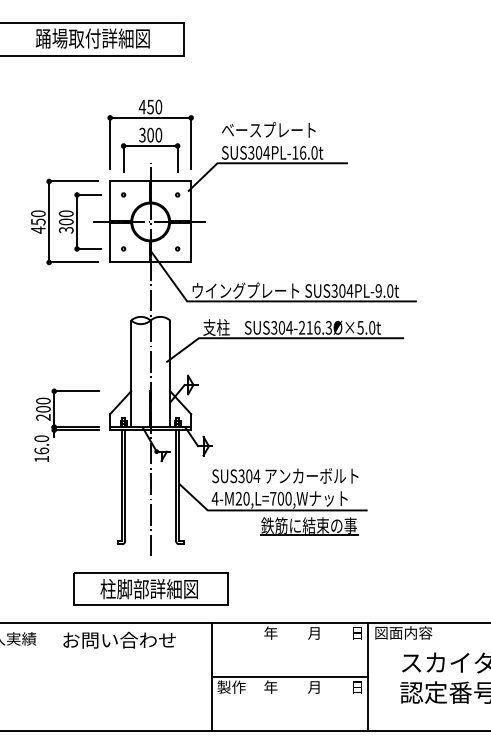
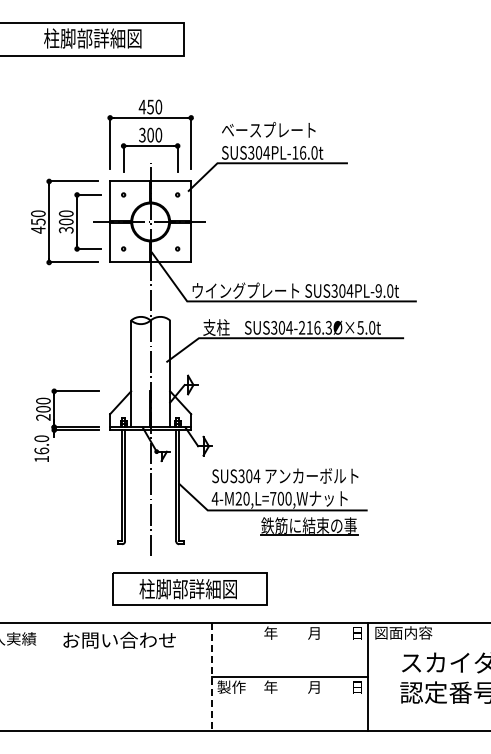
text: 踊場取付詳細図 -> 柱脚部詳細図 (92, 38)
part position: (150, 588) -> (189, 588) (189, 588)
line: solid -> dashed (211, 677)
